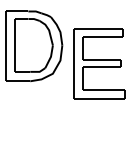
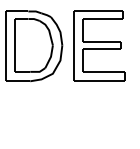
part position: (99, 63) -> (99, 45) (99, 45)
